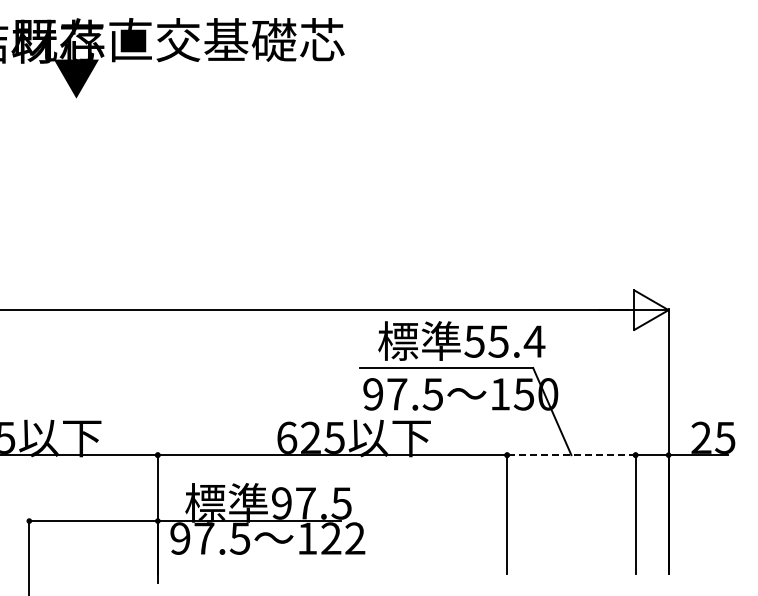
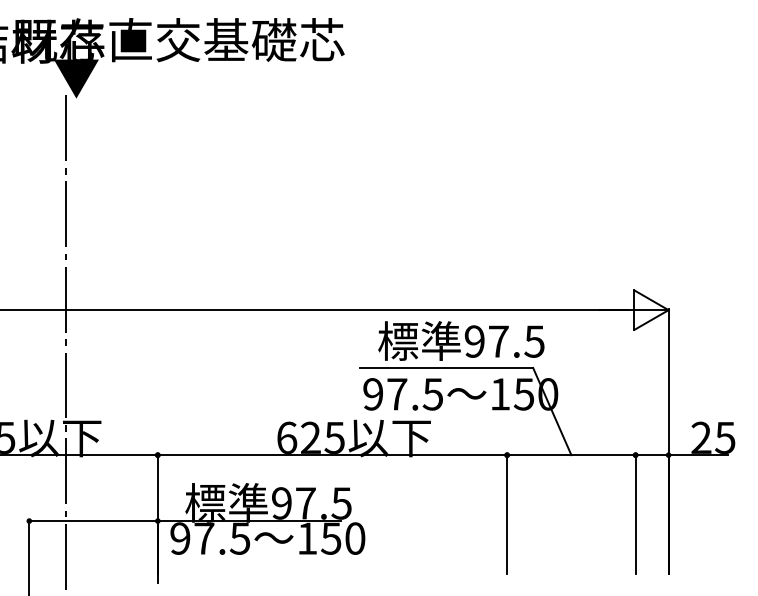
text: 55.4 -> 97.5 (504, 341)
line: none -> present (65, 343)
line: dashed -> solid (570, 455)
text: 122 -> 150 (343, 538)
